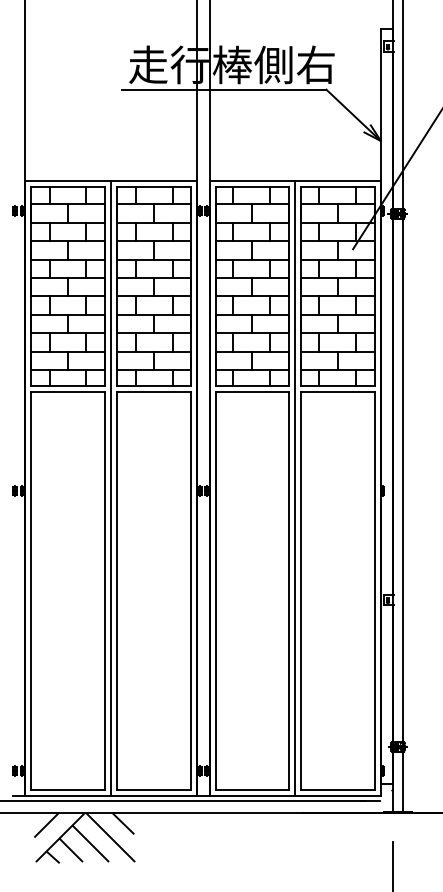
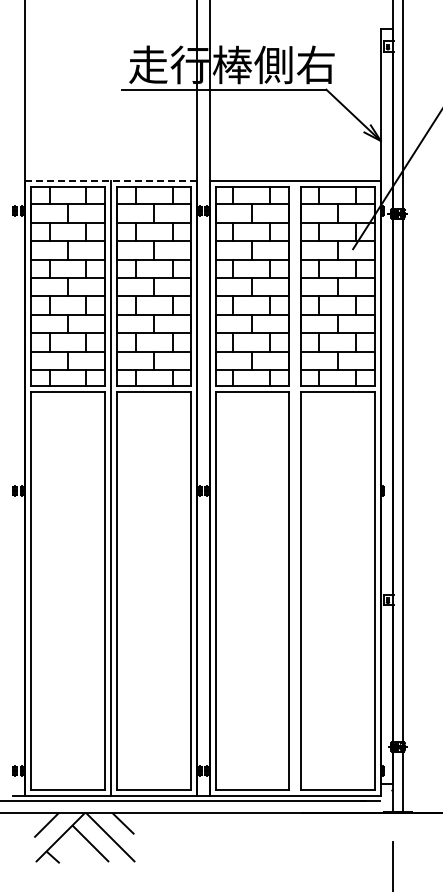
line: solid -> dashed (110, 181)
line: present -> none (294, 488)
line: present -> none (70, 850)
